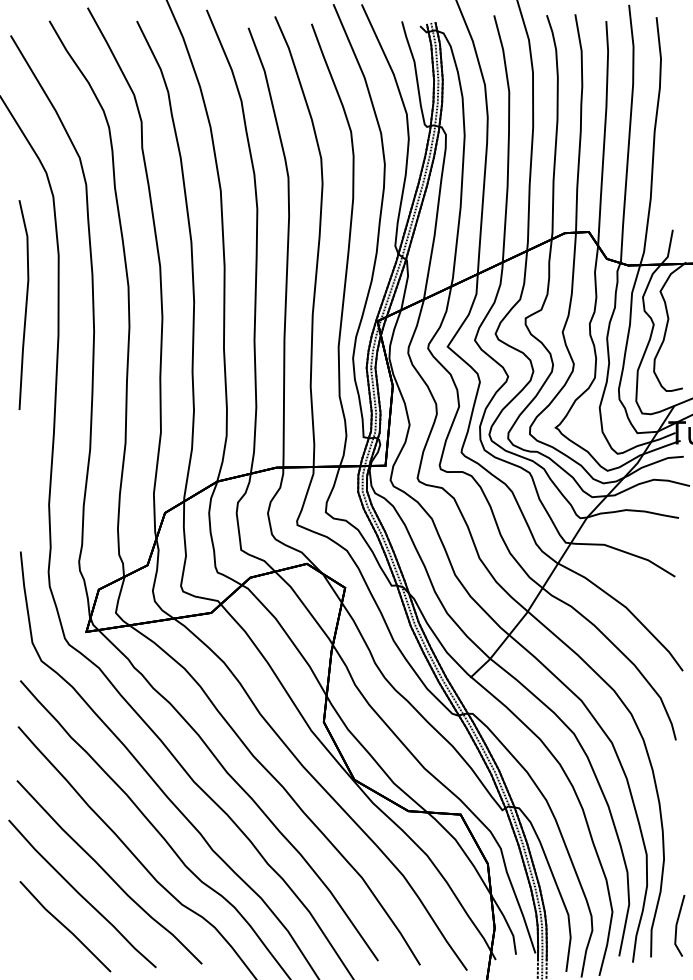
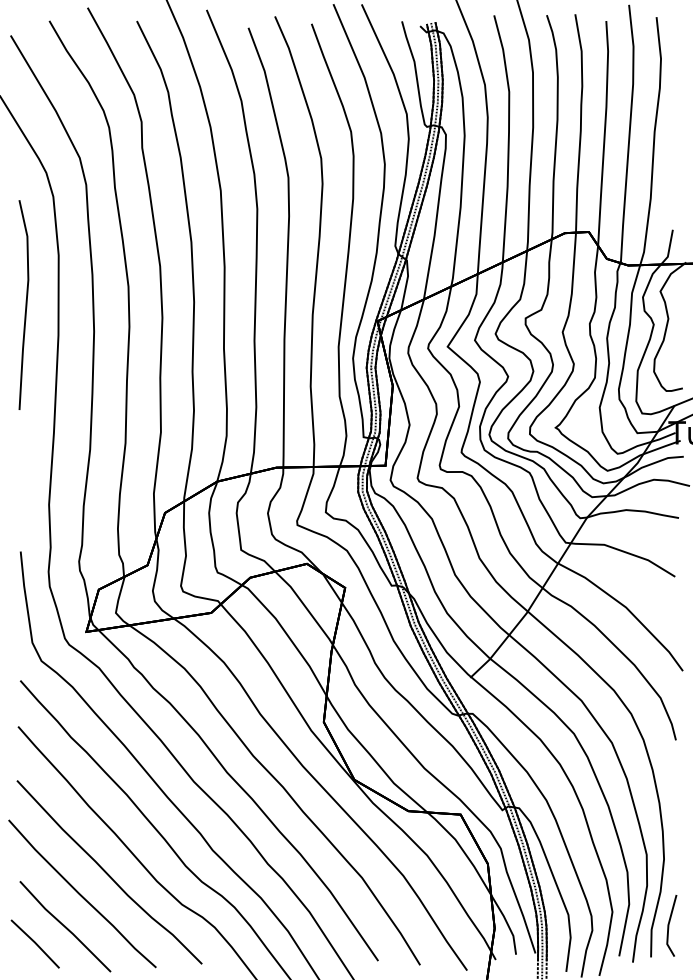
line position: (677, 925) -> (669, 925) (669, 925)
line: none -> present (34, 943)
